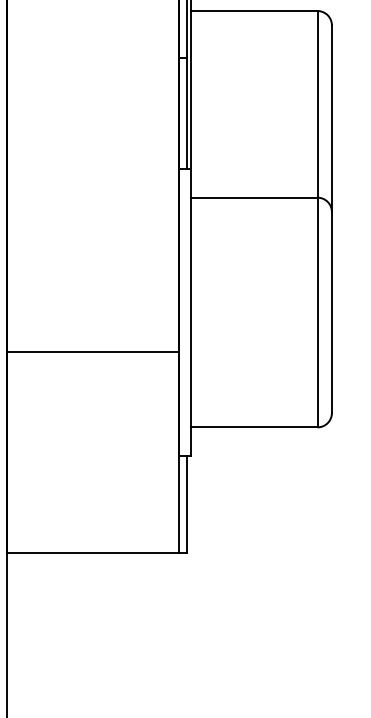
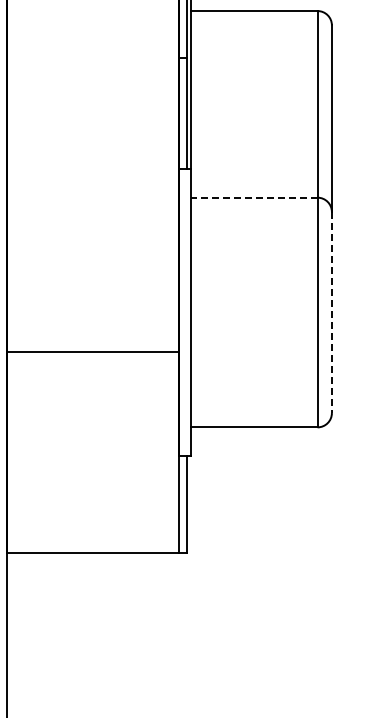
line: solid -> dashed (253, 197)
line: solid -> dashed (331, 313)
